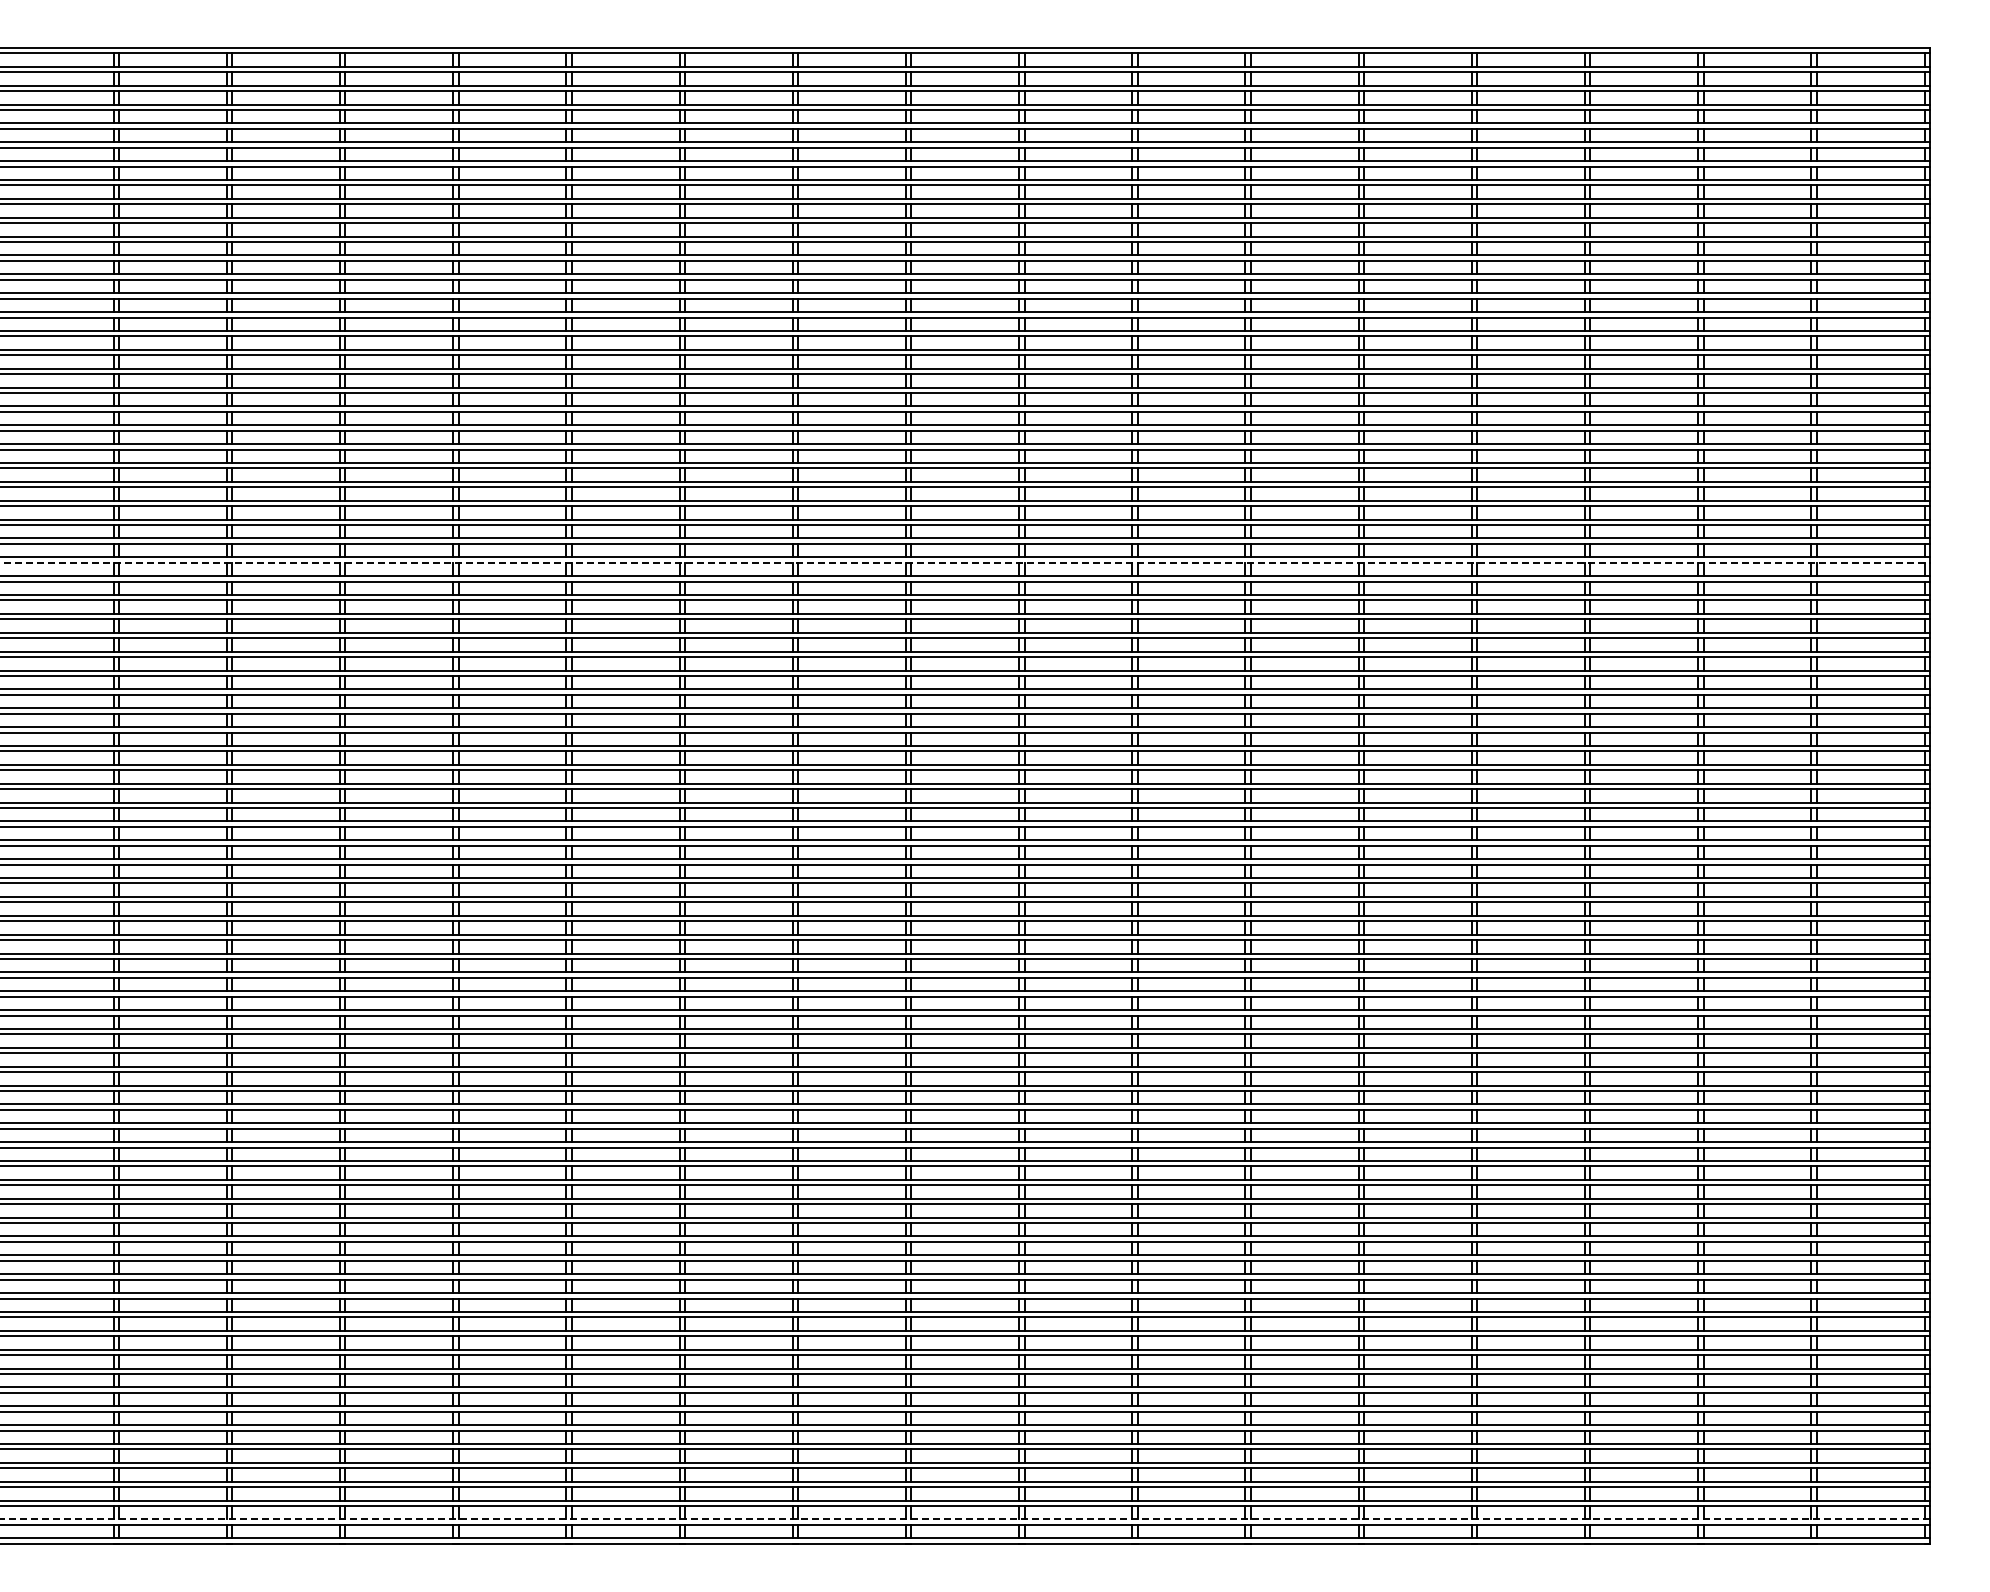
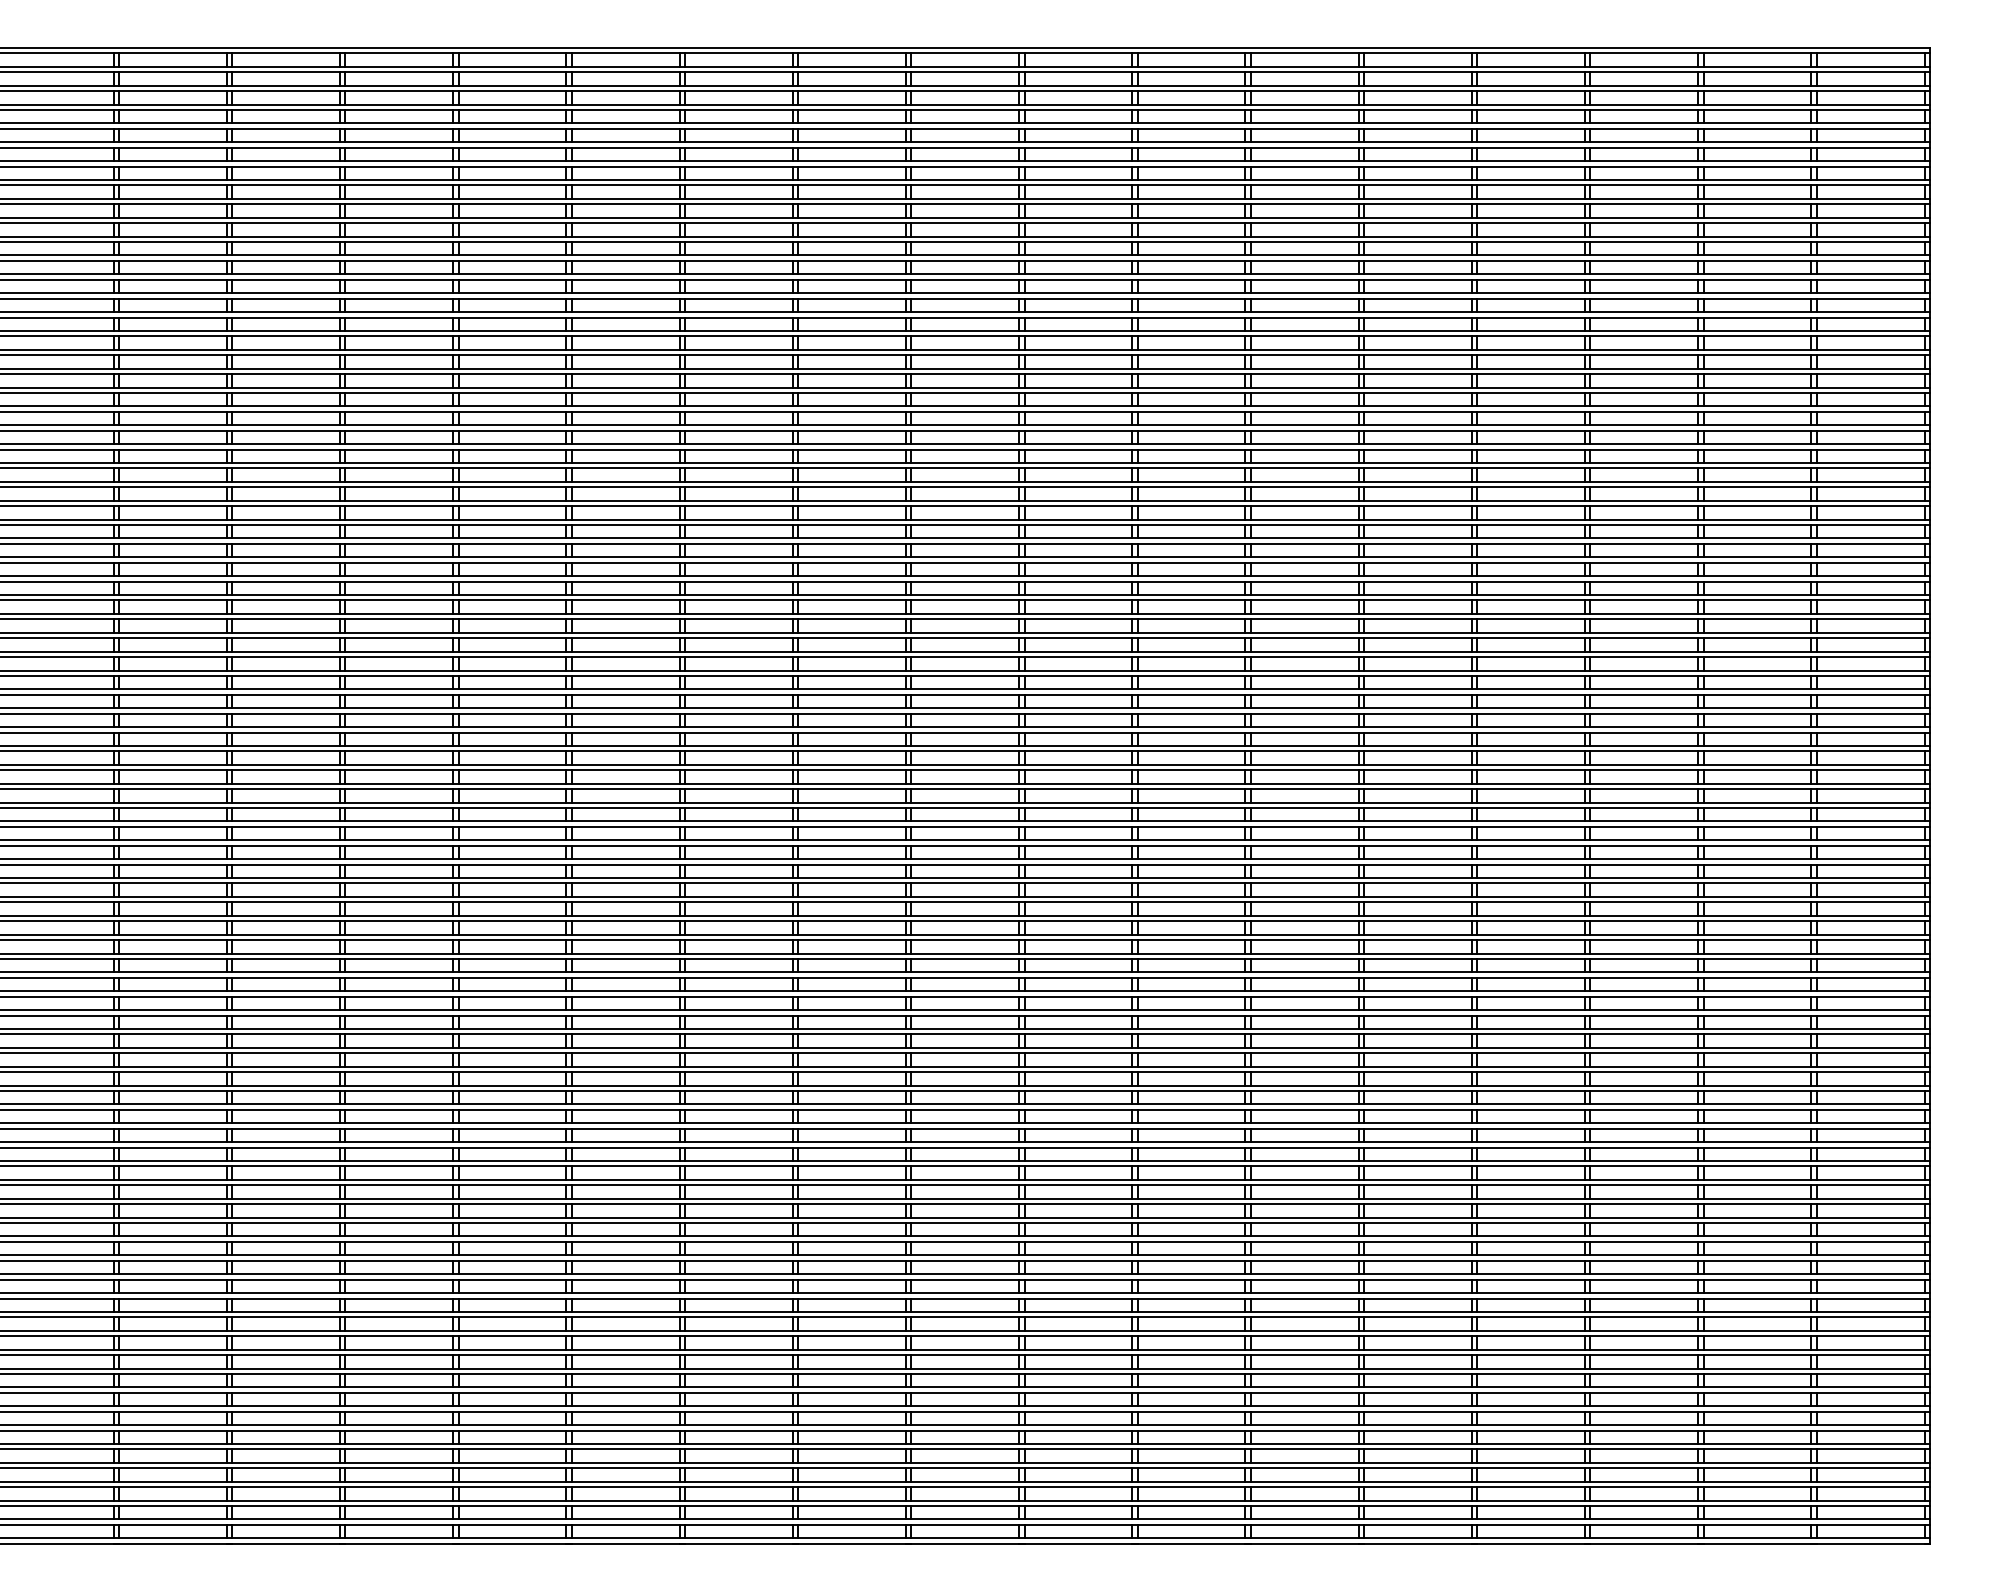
line: dashed -> solid (965, 562)
line: dashed -> solid (965, 1519)
